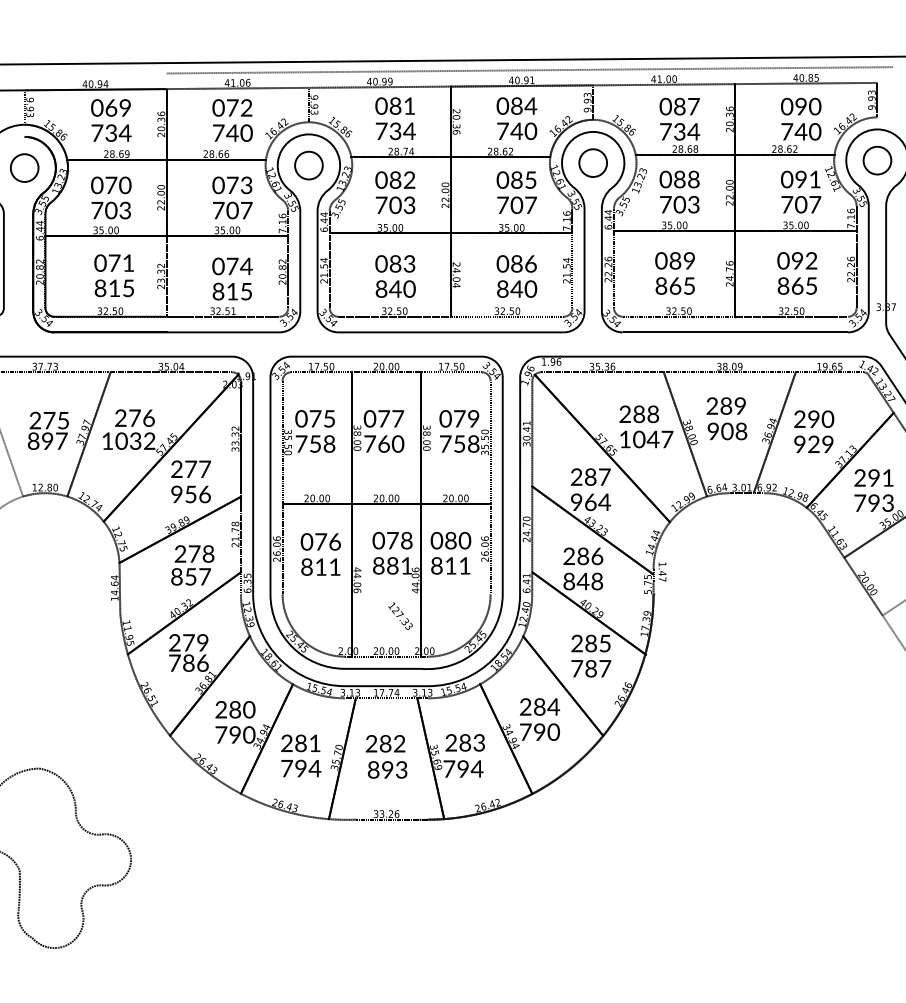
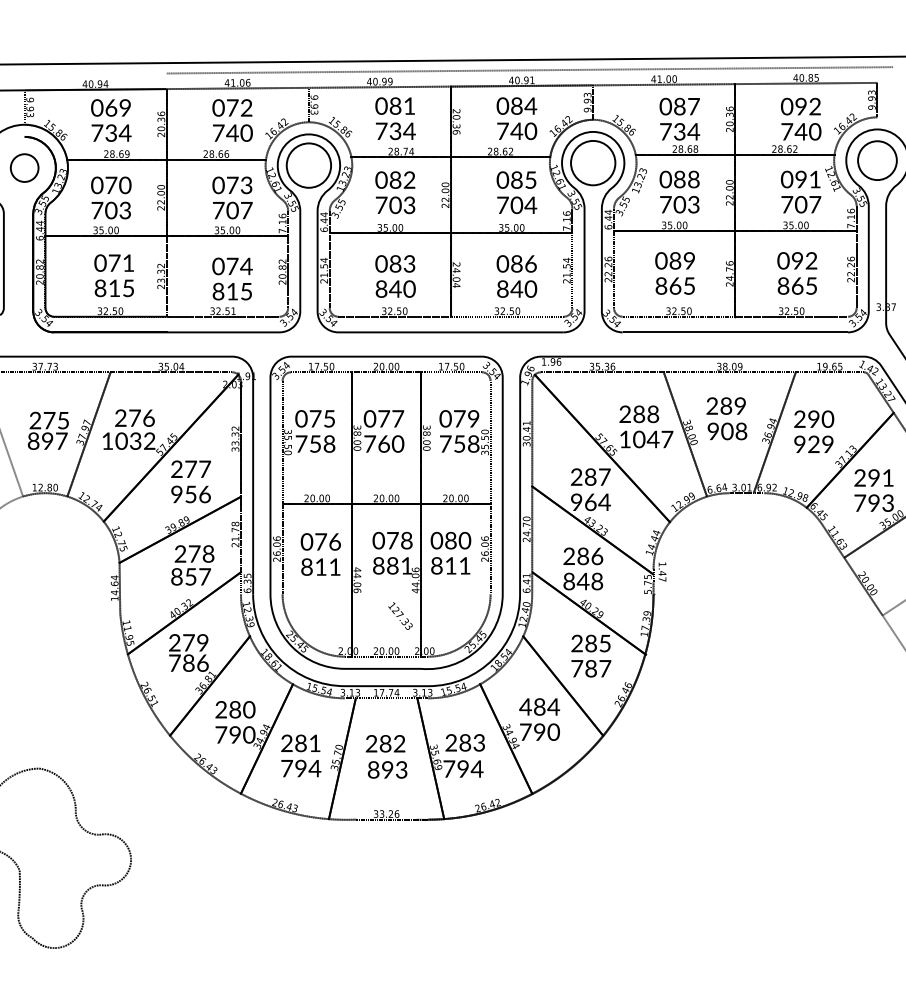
text: 090 -> 092 (815, 106)
circle diameter: 28 px -> 39 px (877, 160)
circle diameter: 28 px -> 44 px (593, 162)
circle diameter: 28 px -> 44 px (308, 165)
text: 707 -> 704 (530, 204)
text: 284 -> 484 (525, 706)
